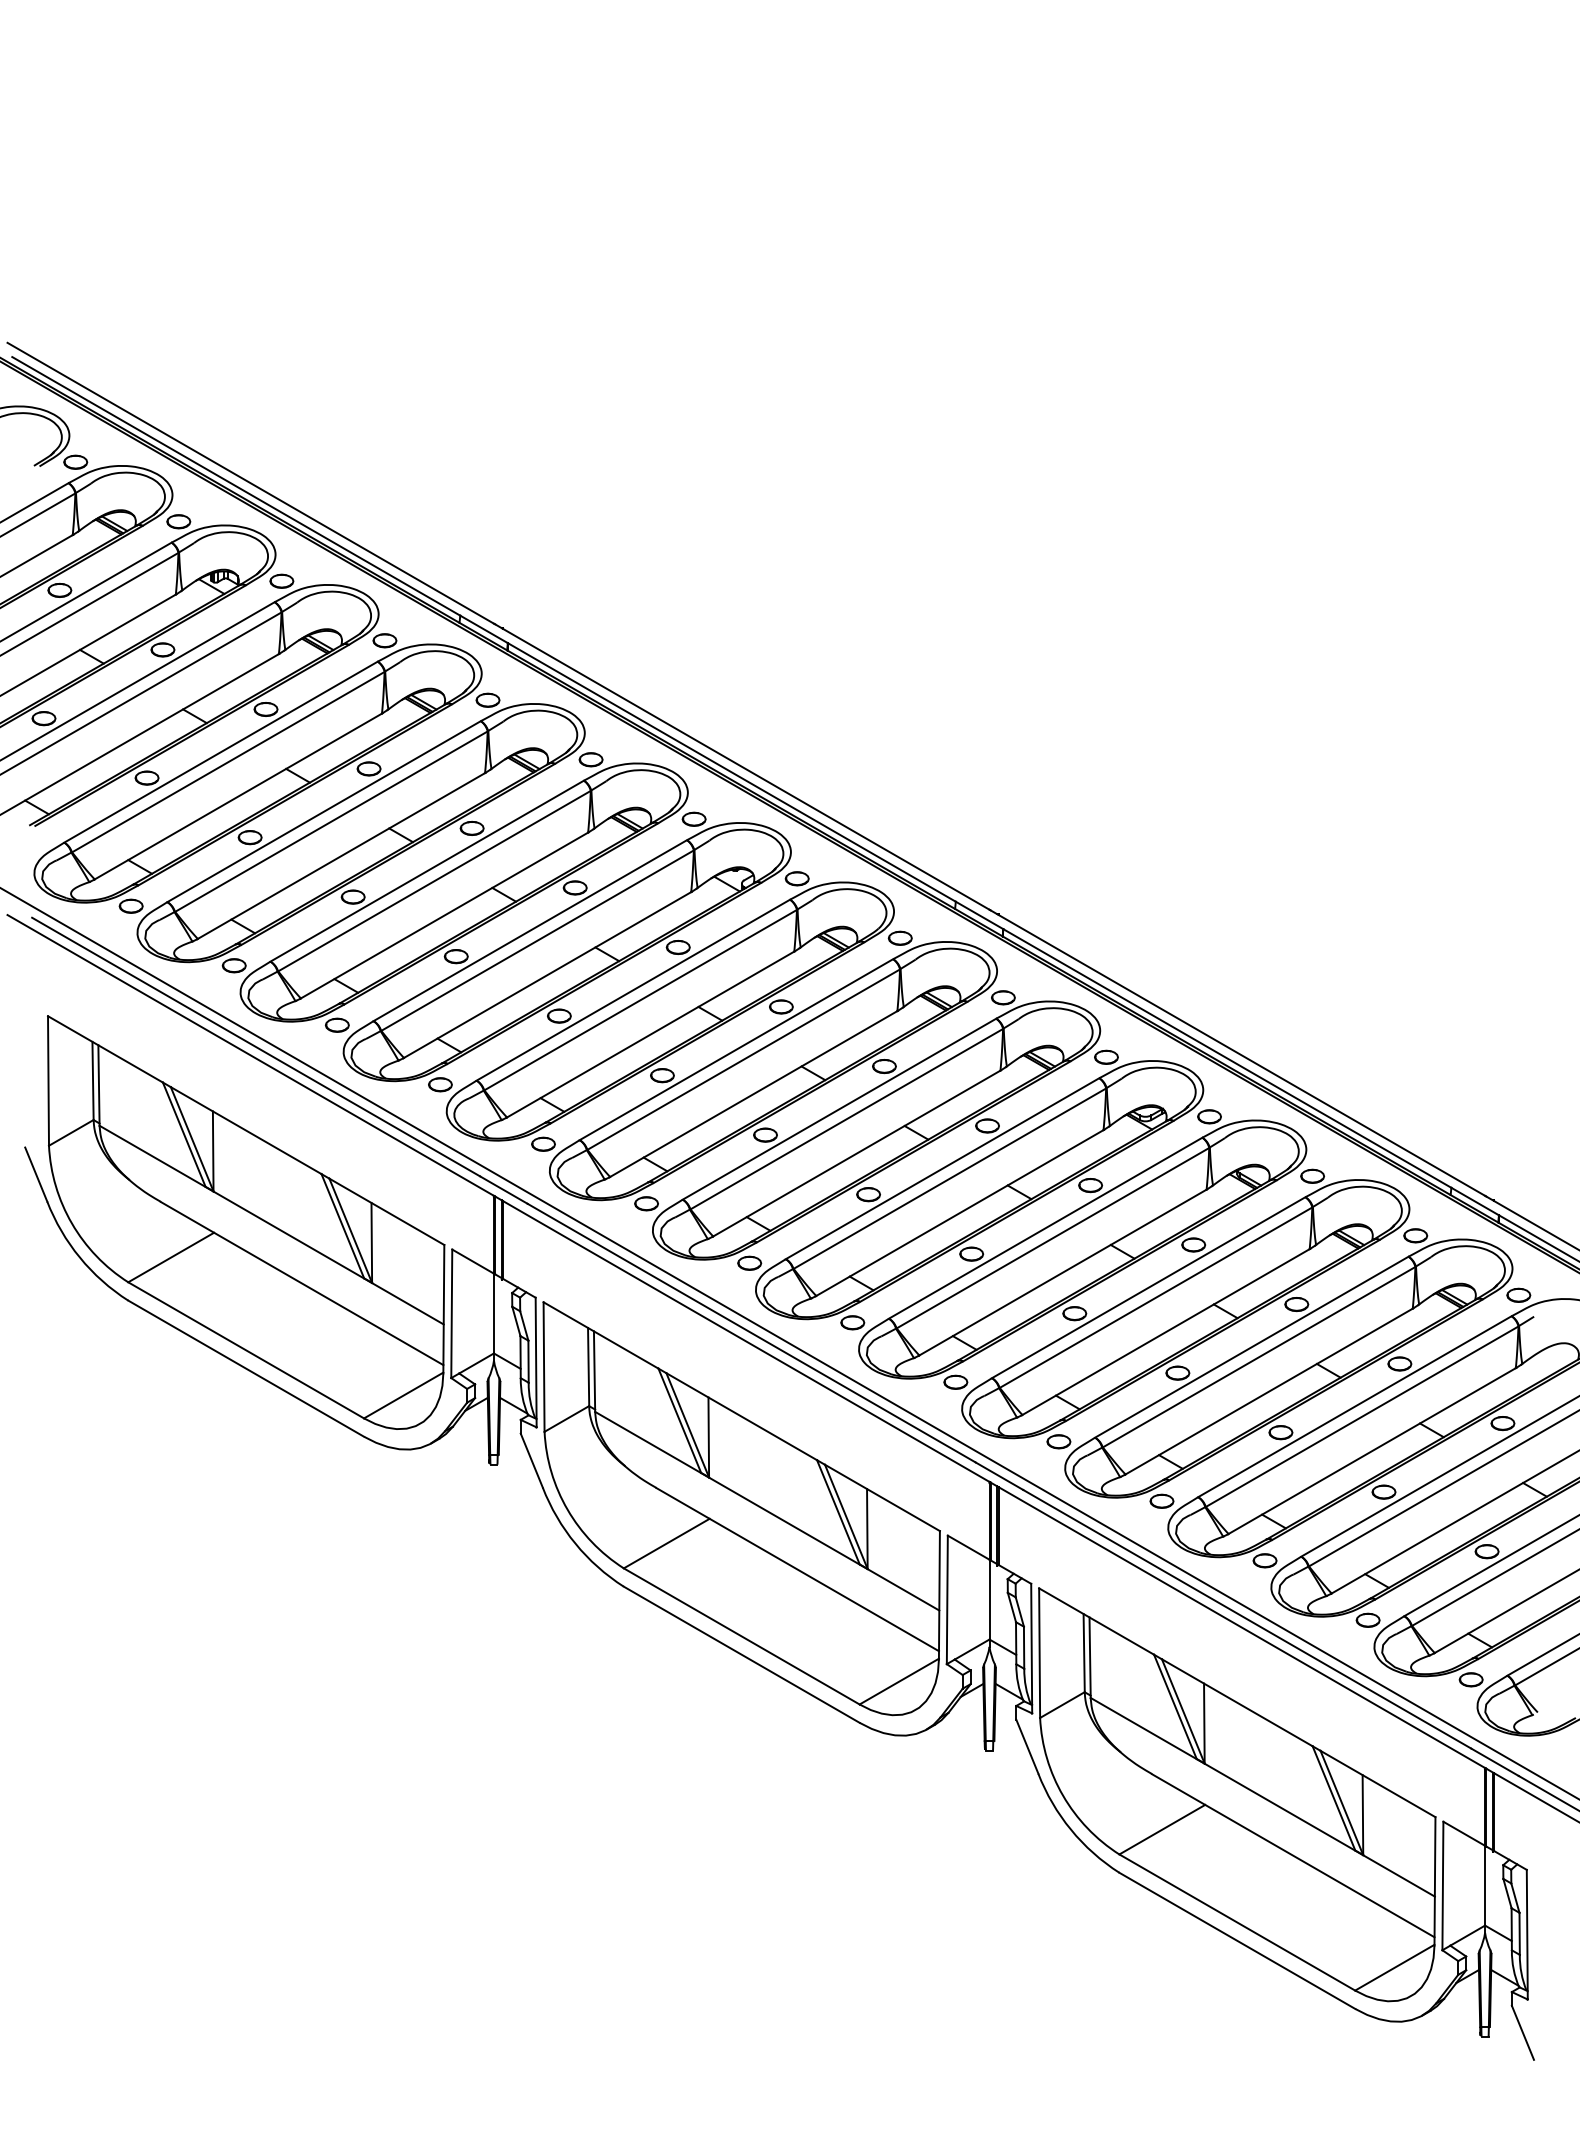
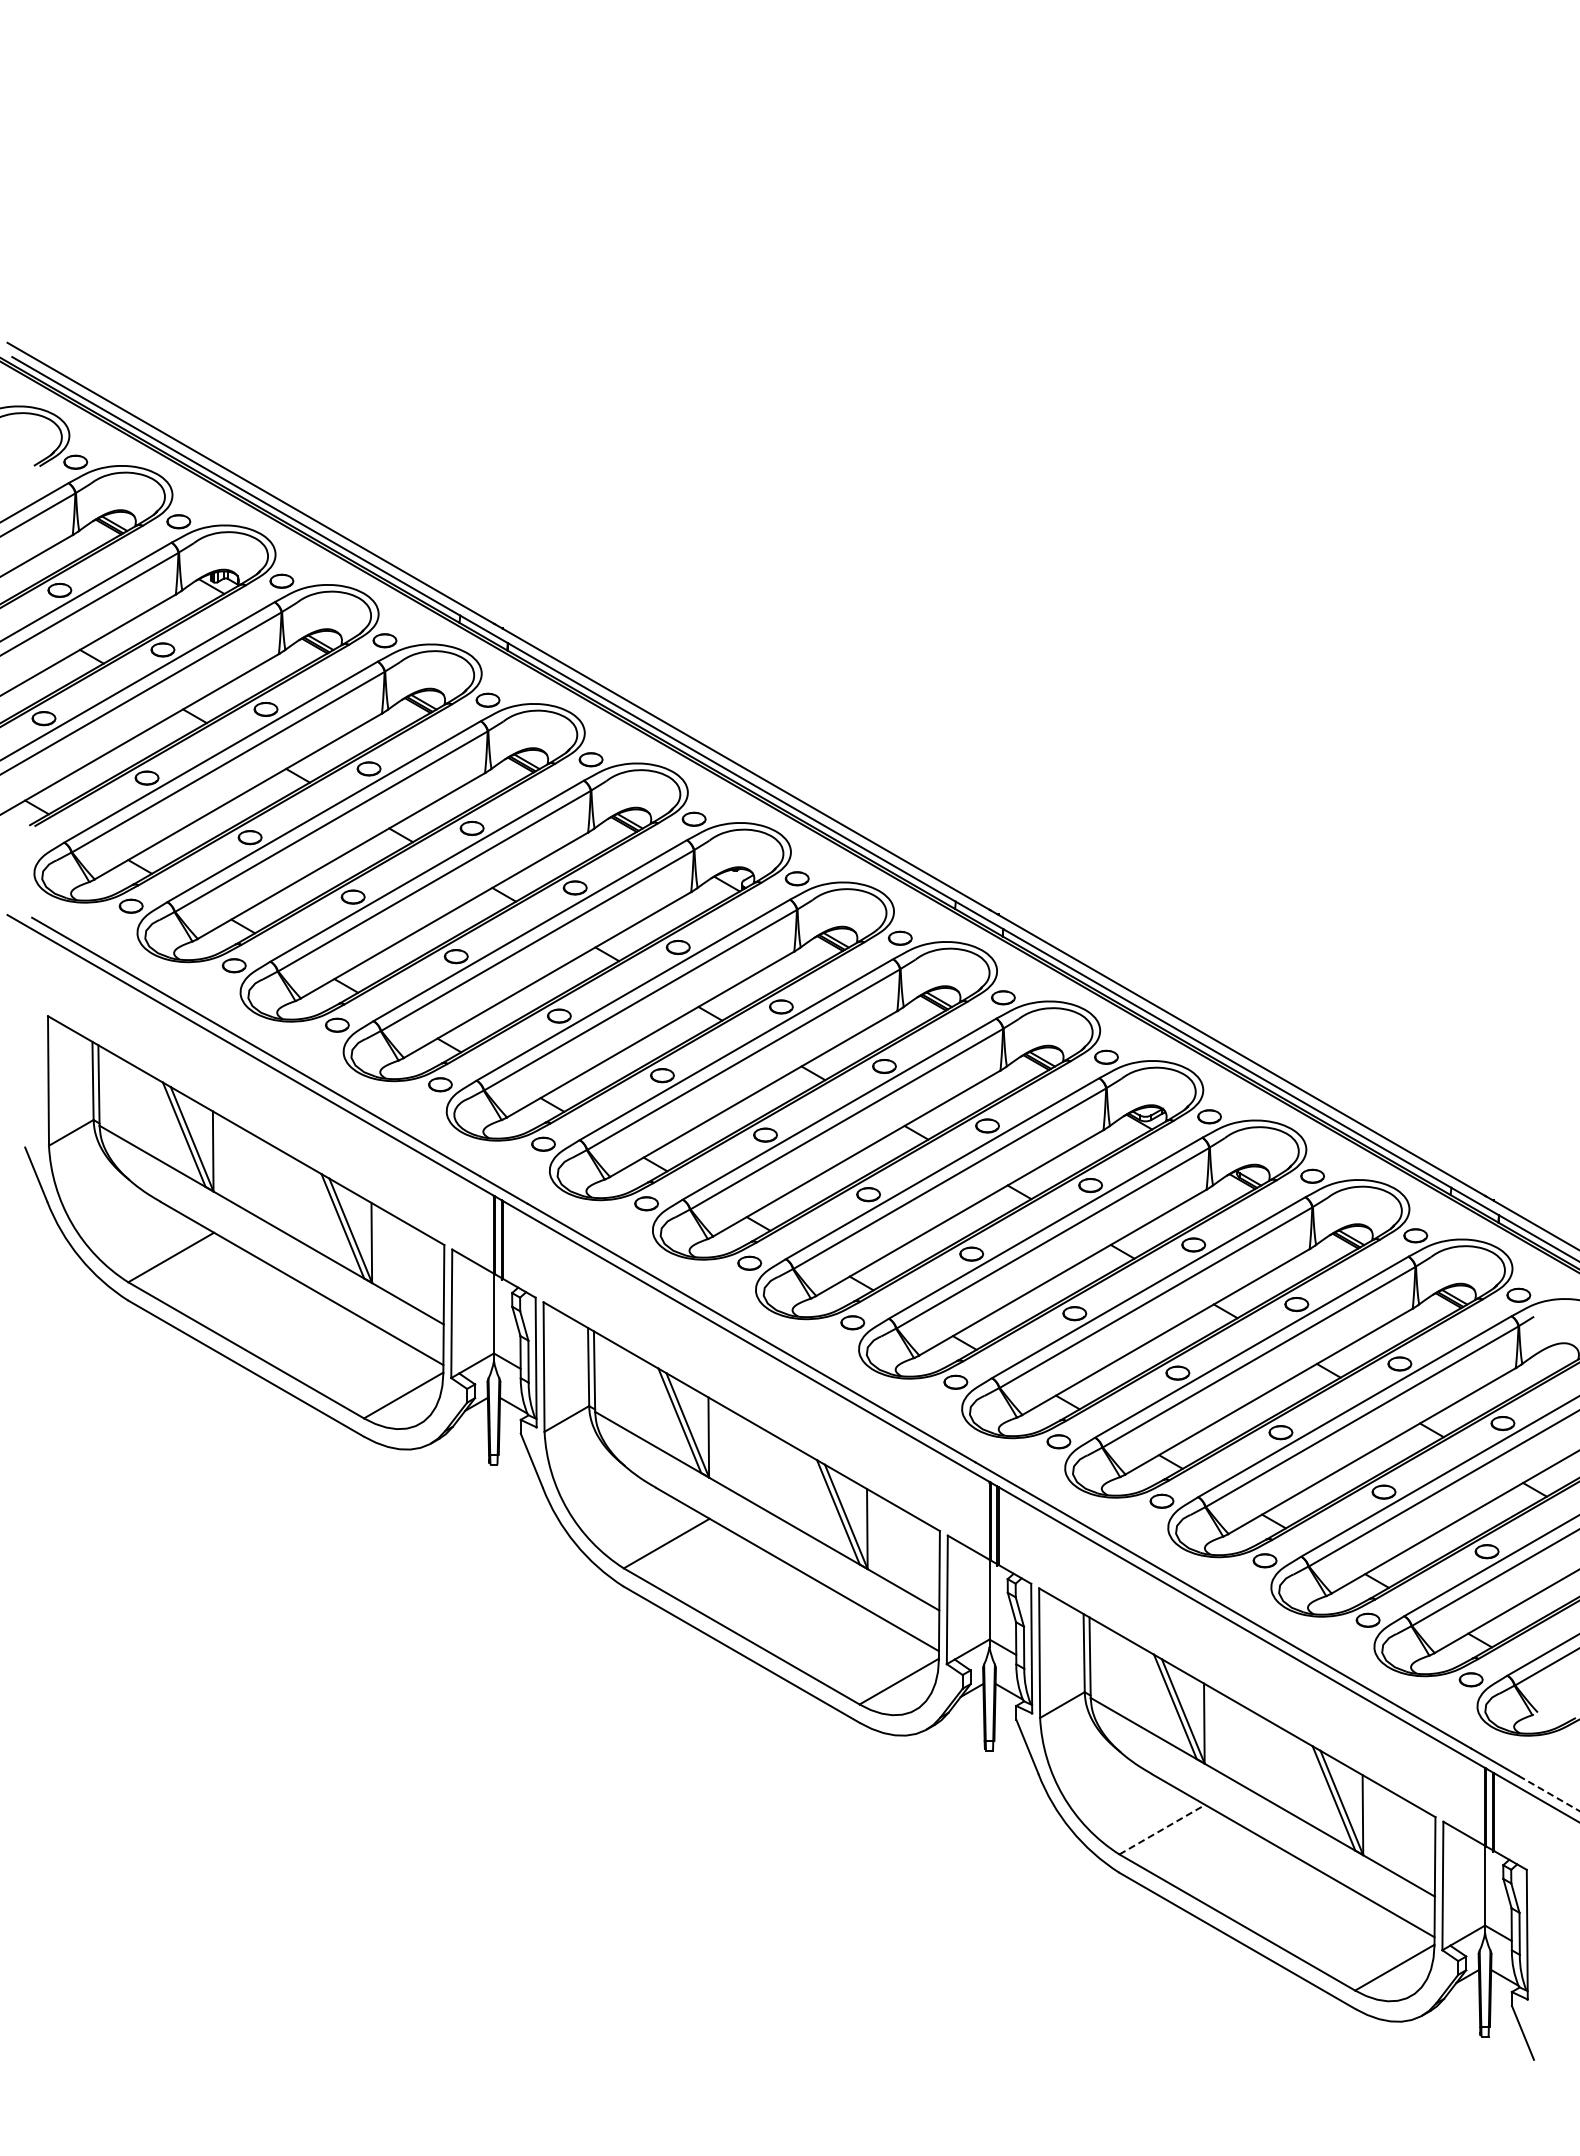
line: present -> none (789, 1342)
line: solid -> dashed (1549, 1793)
line: solid -> dashed (1162, 1829)
